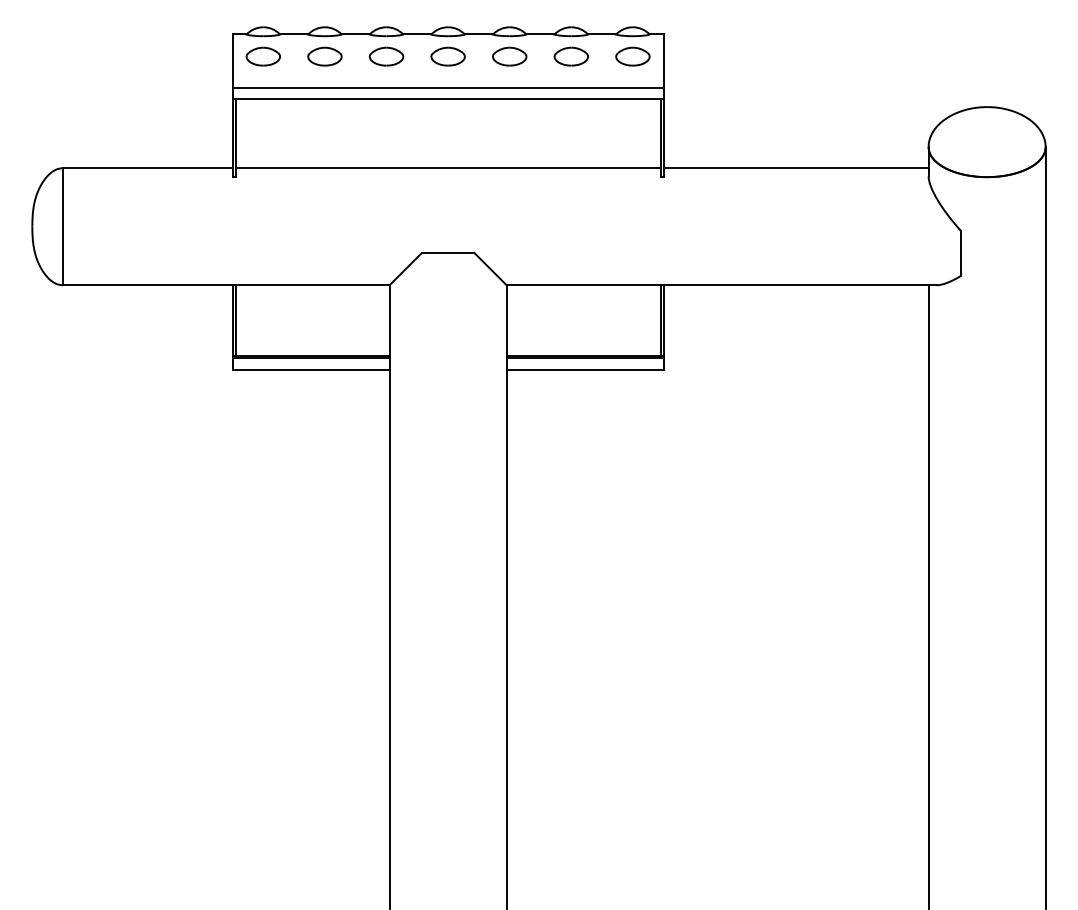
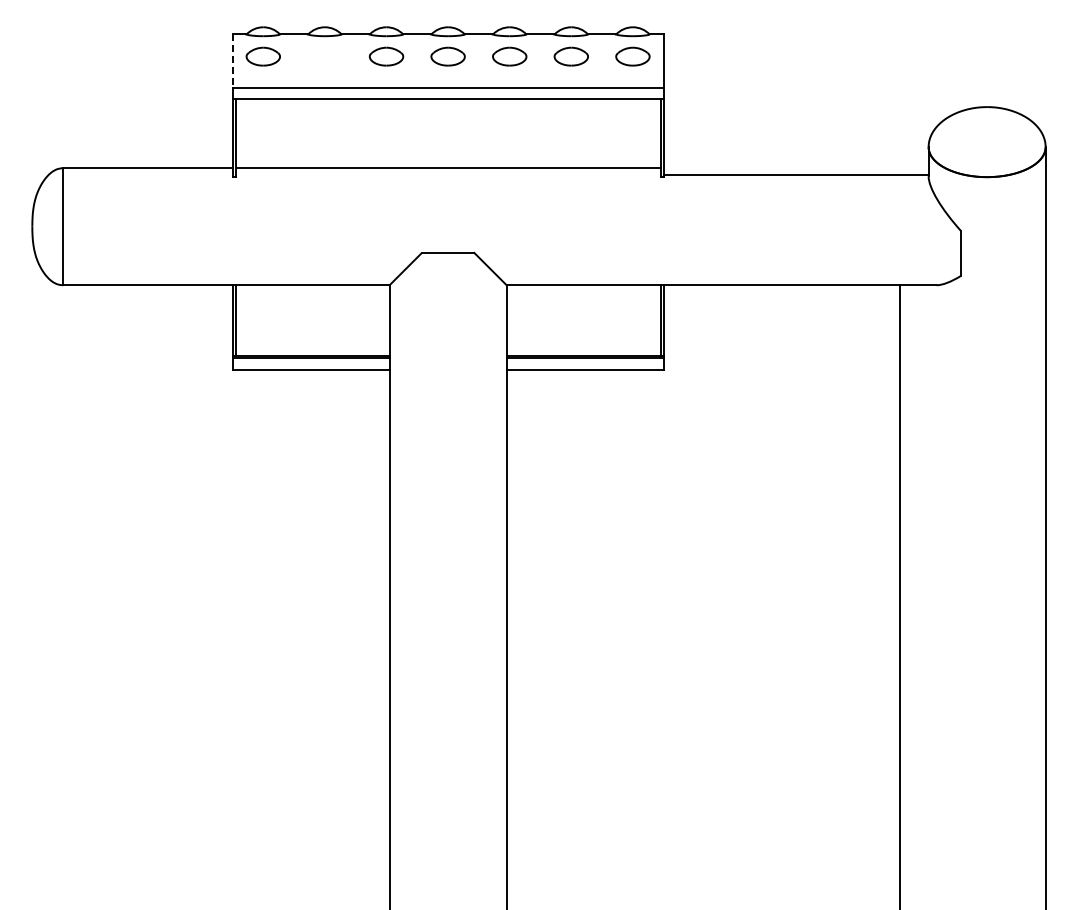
part: present -> none (324, 56)
line: solid -> dashed (232, 61)
line position: (795, 168) -> (795, 175) (795, 175)
line position: (928, 595) -> (899, 595) (899, 595)
